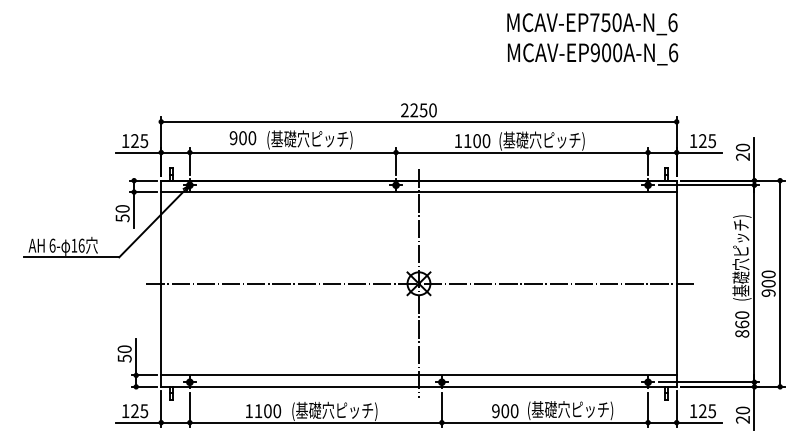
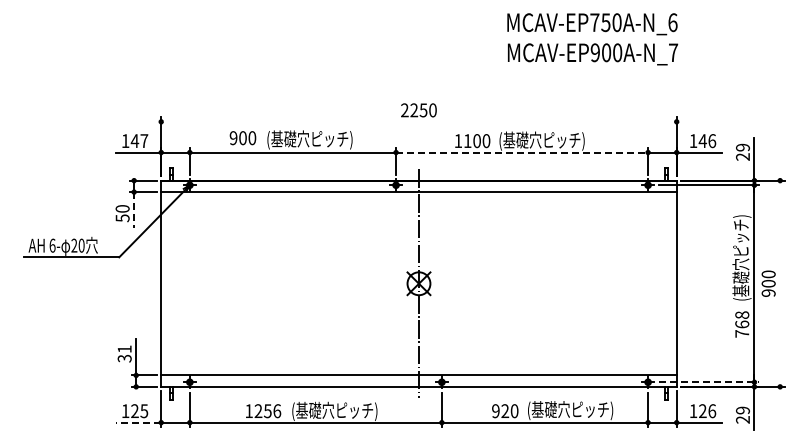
text: MCAV-EP900A-N_6 -> MCAV-EP900A-N_7 (673, 52)
line: present -> none (418, 121)
text: 125 -> 147 (139, 141)
text: 125 -> 146 (707, 141)
text: 20 -> 29 (742, 147)
line: solid -> dashed (522, 152)
line: solid -> dashed (134, 210)
text: 16 -> 20 (77, 245)
line: present -> none (418, 283)
line: present -> none (780, 283)
text: 860 -> 768 (742, 324)
text: 50 -> 31 (124, 353)
line: solid -> dashed (709, 382)
text: 20 -> 29 (742, 410)
text: 1100 -> 1256 (267, 411)
text: 900 -> 920 (505, 411)
text: 125 -> 126 (712, 411)
line: solid -> dashed (138, 422)
